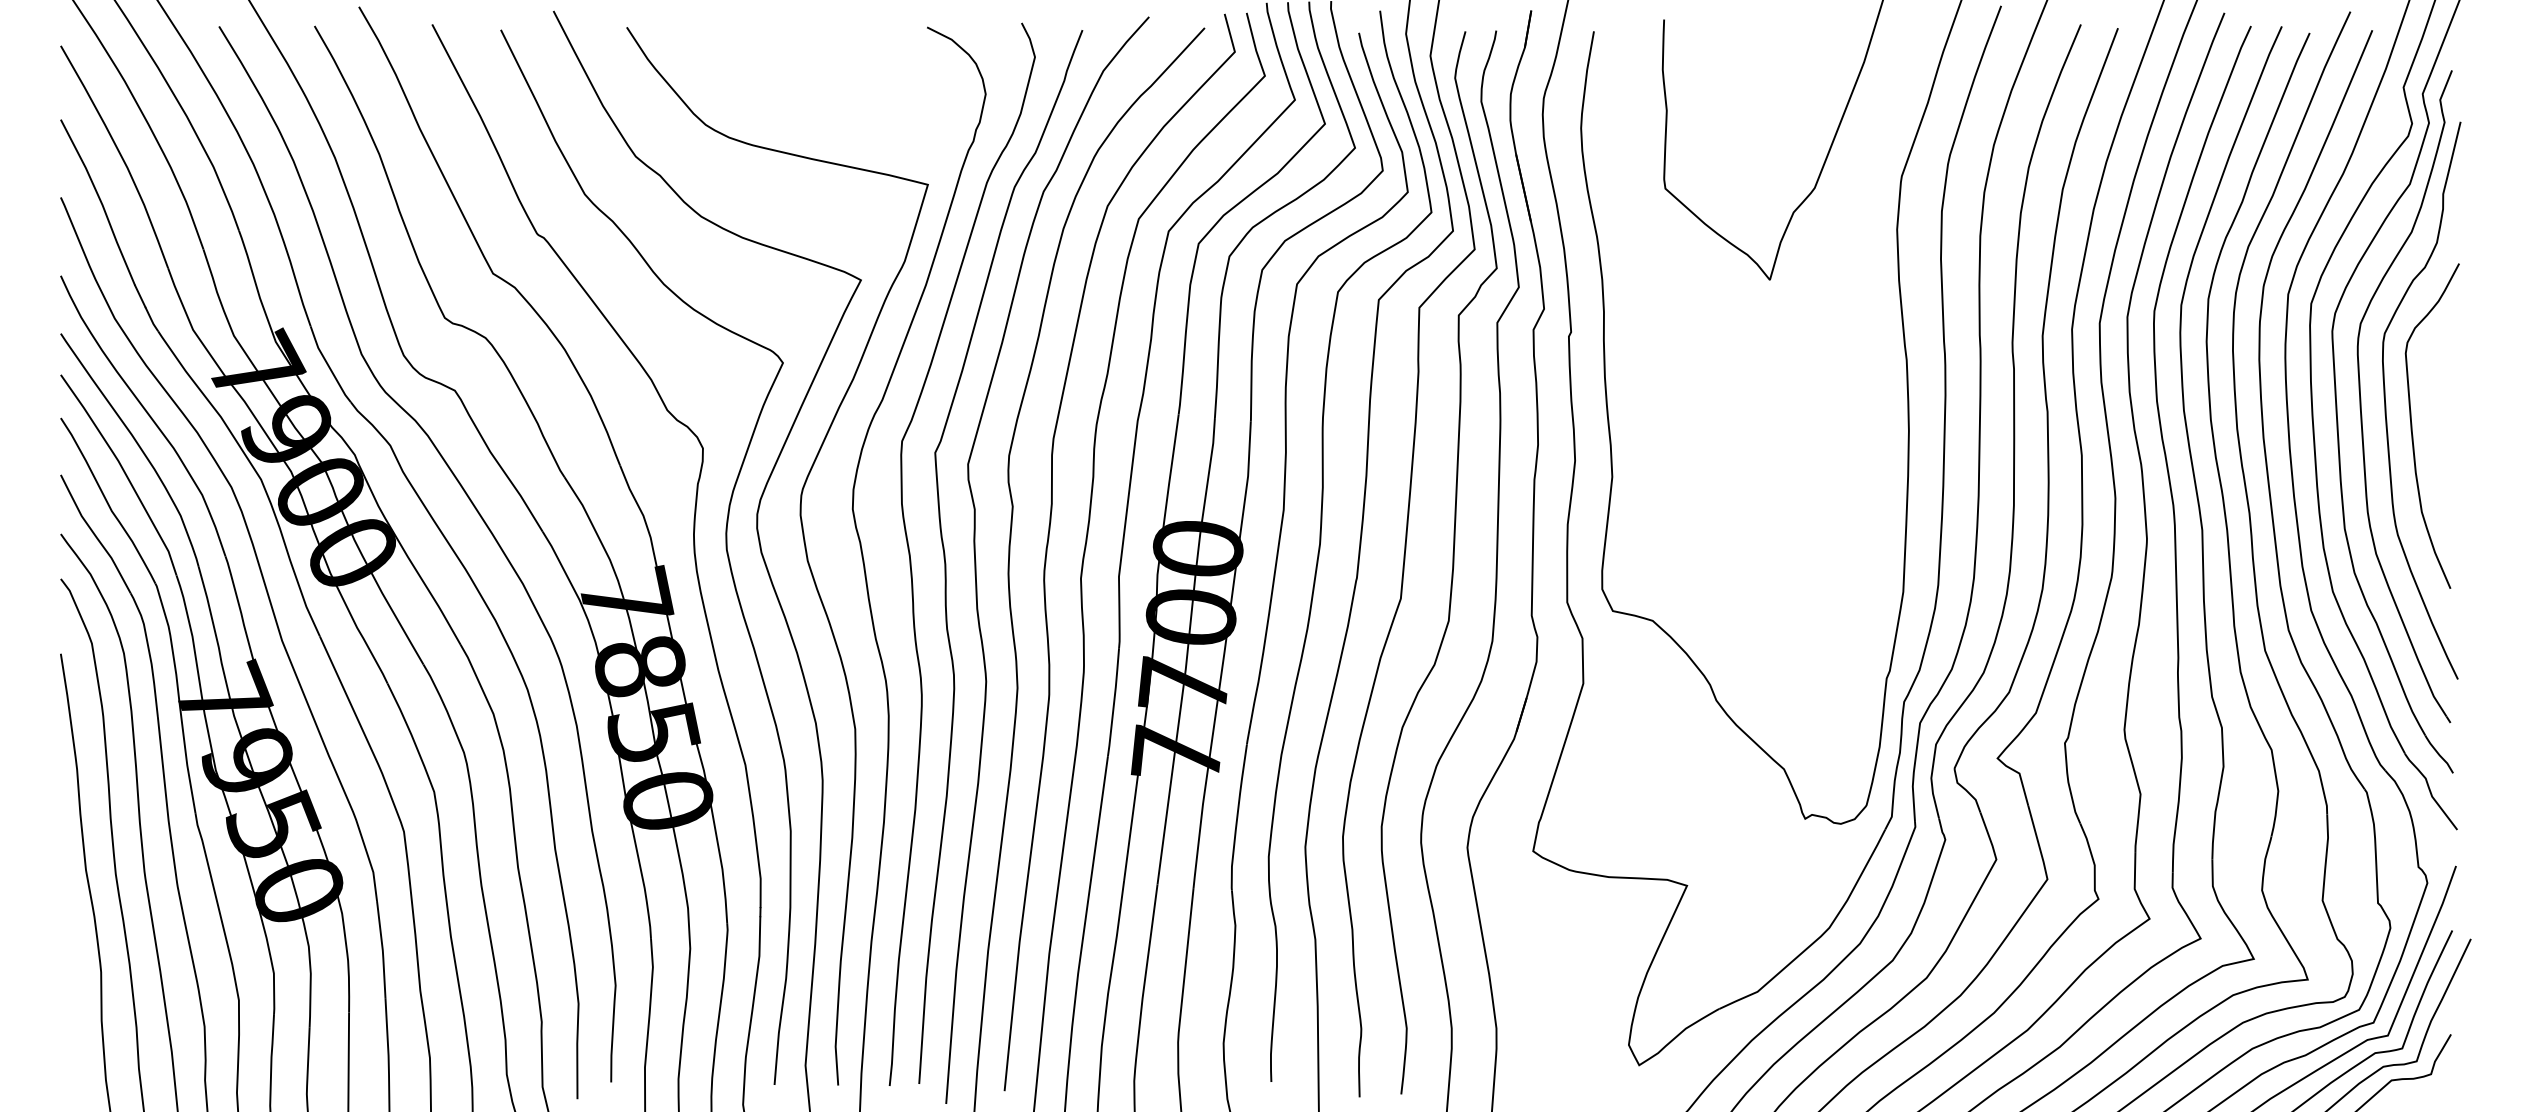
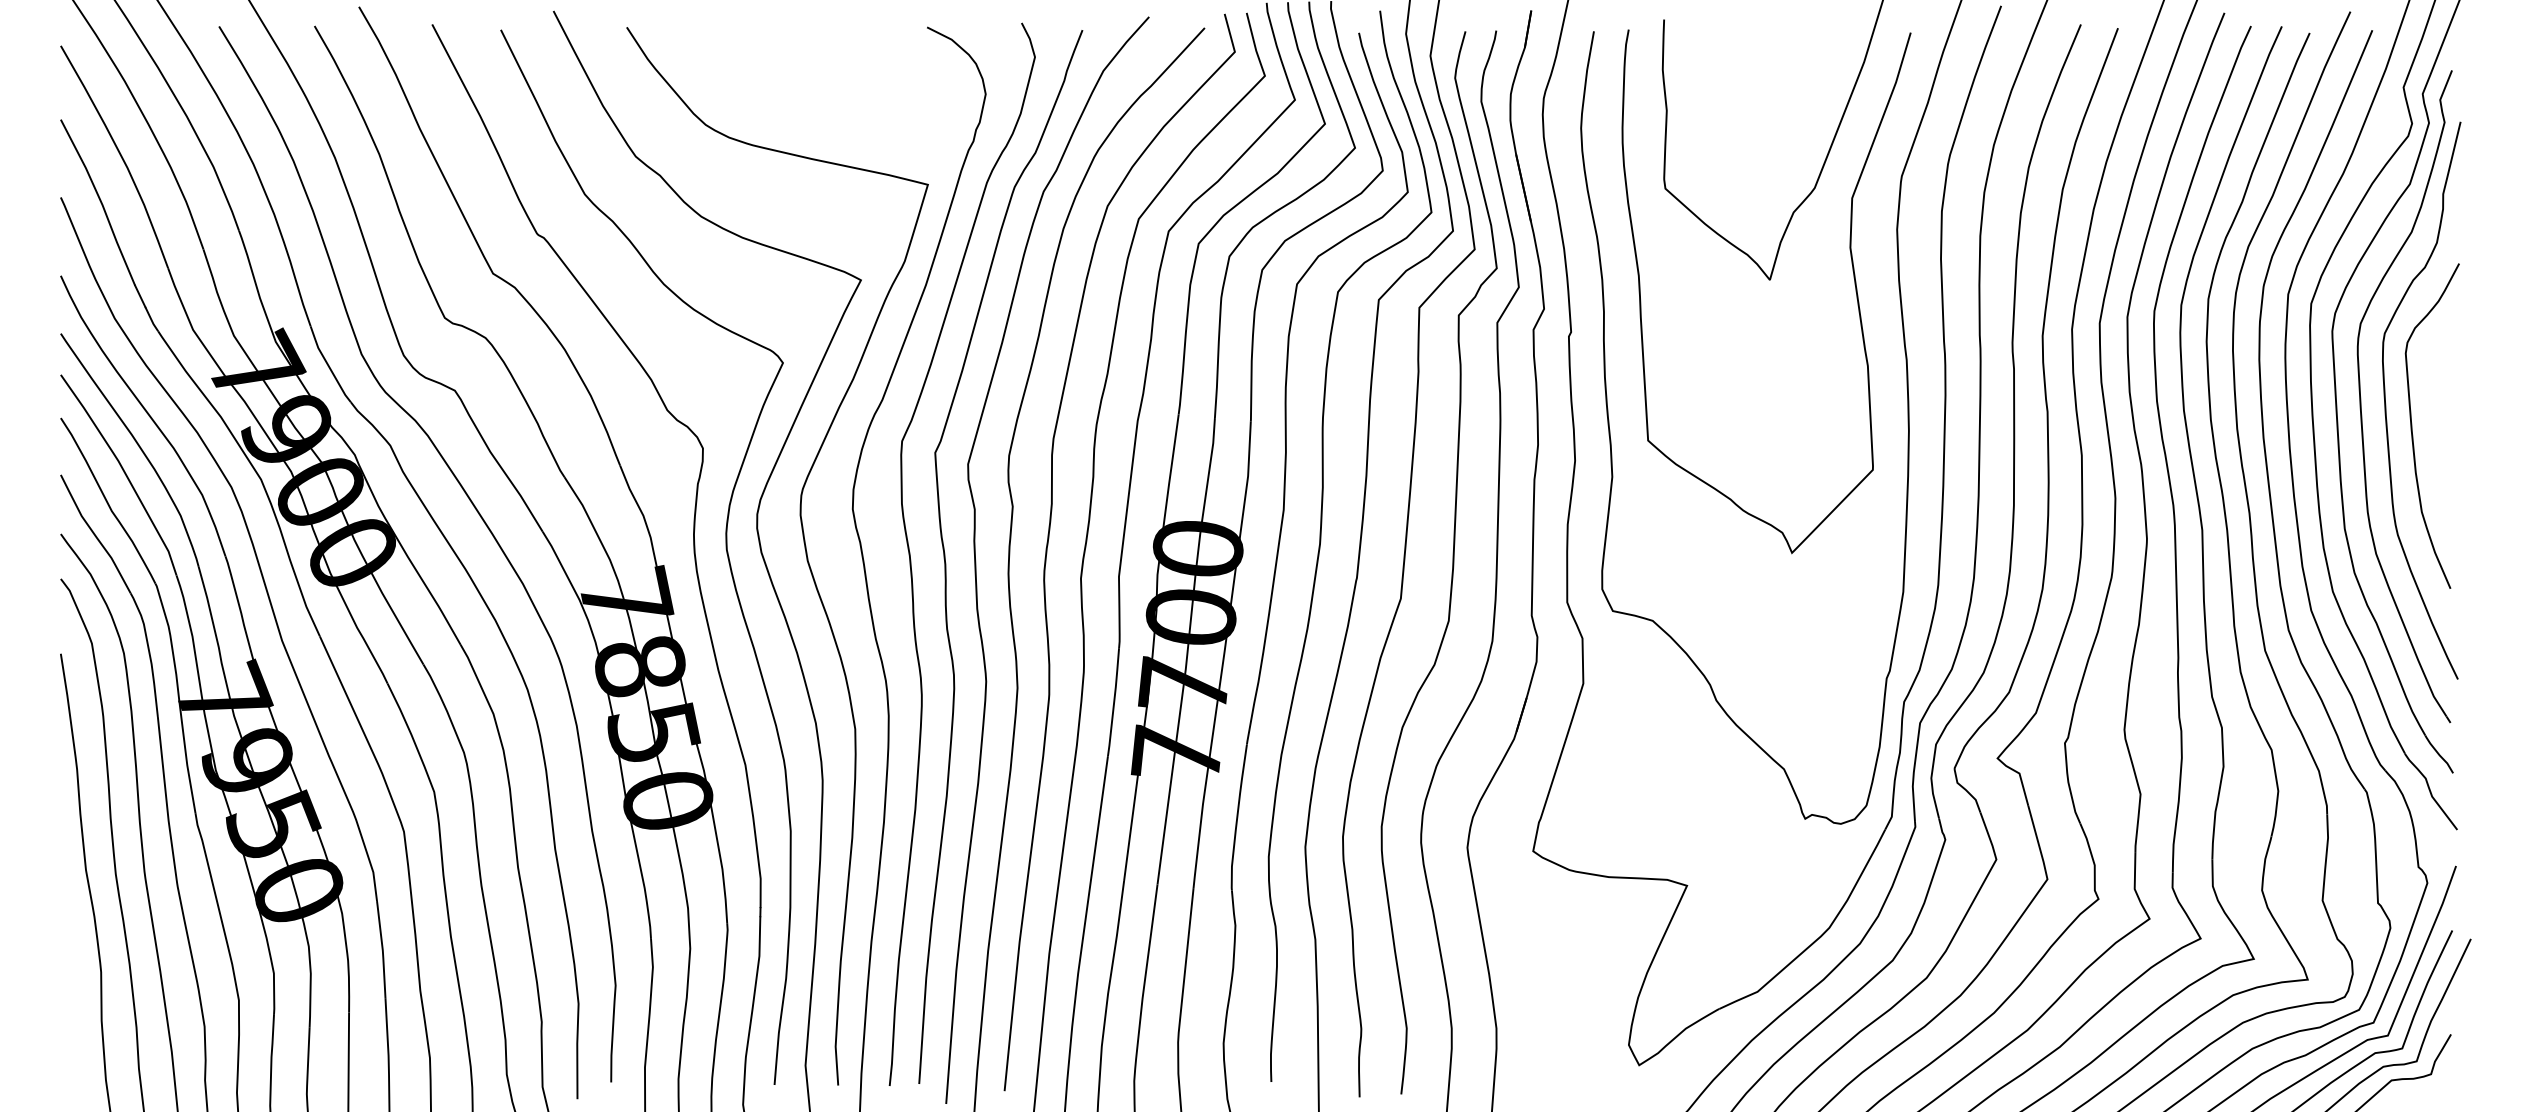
curve: none -> present (1853, 278)
